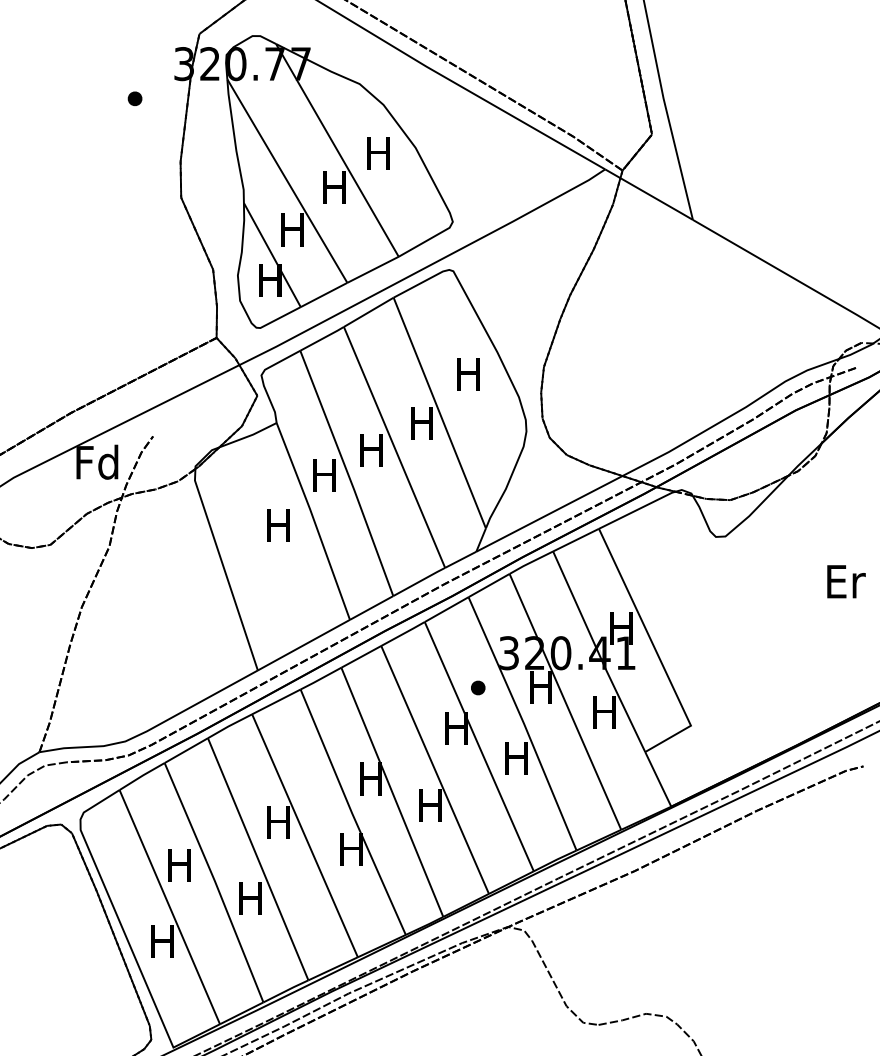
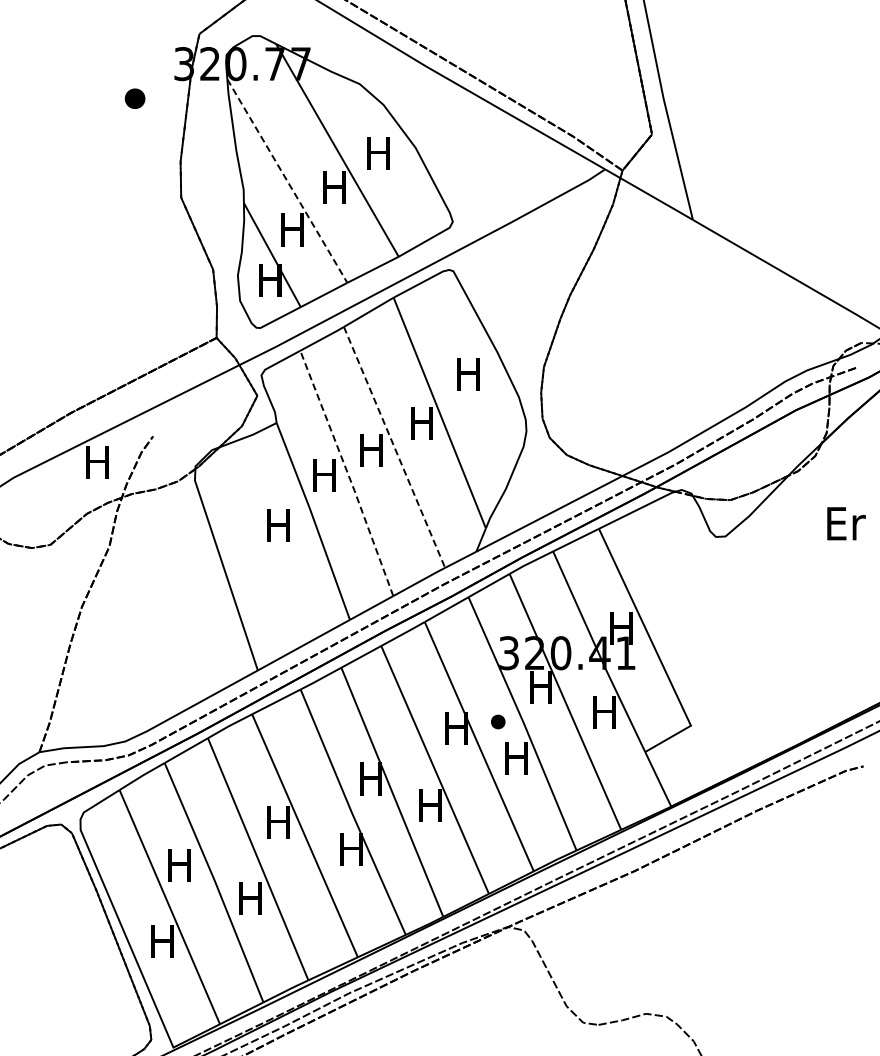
part size: 16x16 px -> 22x21 px (134, 98)
line: solid -> dashed (287, 181)
line: solid -> dashed (394, 447)
text: Fd -> H (97, 461)
line: solid -> dashed (347, 473)
text position: (846, 581) -> (846, 523) (846, 523)
part position: (478, 687) -> (498, 721) (498, 721)
